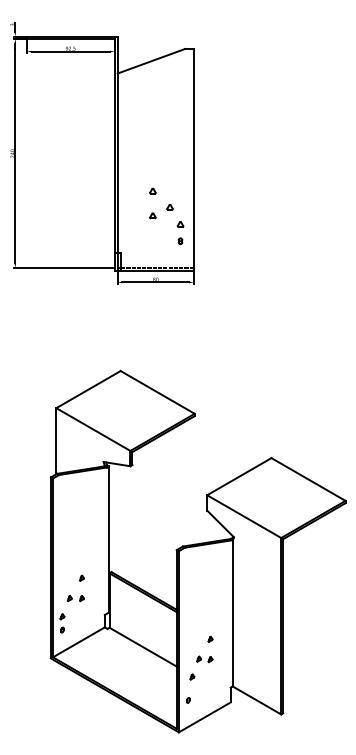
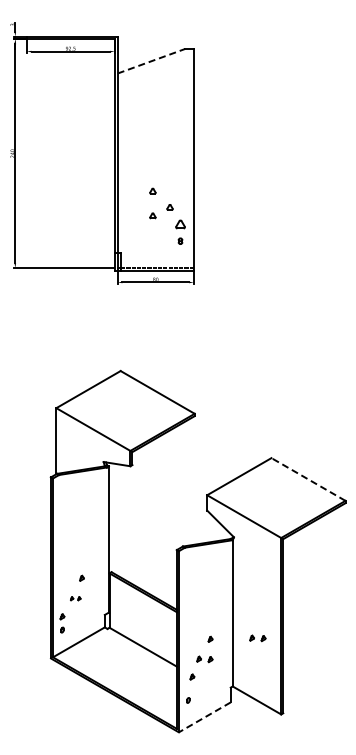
line: solid -> dashed (151, 61)
part size: 9x7 px -> 11x11 px (180, 224)
line: solid -> dashed (308, 479)
part size: 19x8 px -> 12x6 px (75, 598)
part: none -> present (257, 638)
line: solid -> dashed (204, 717)
